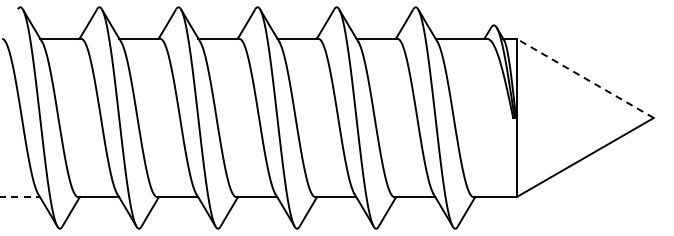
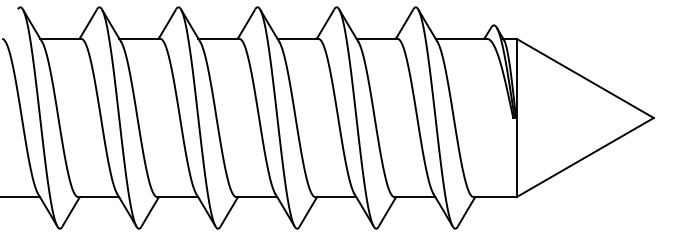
line: dashed -> solid (584, 78)
line: dashed -> solid (20, 197)
